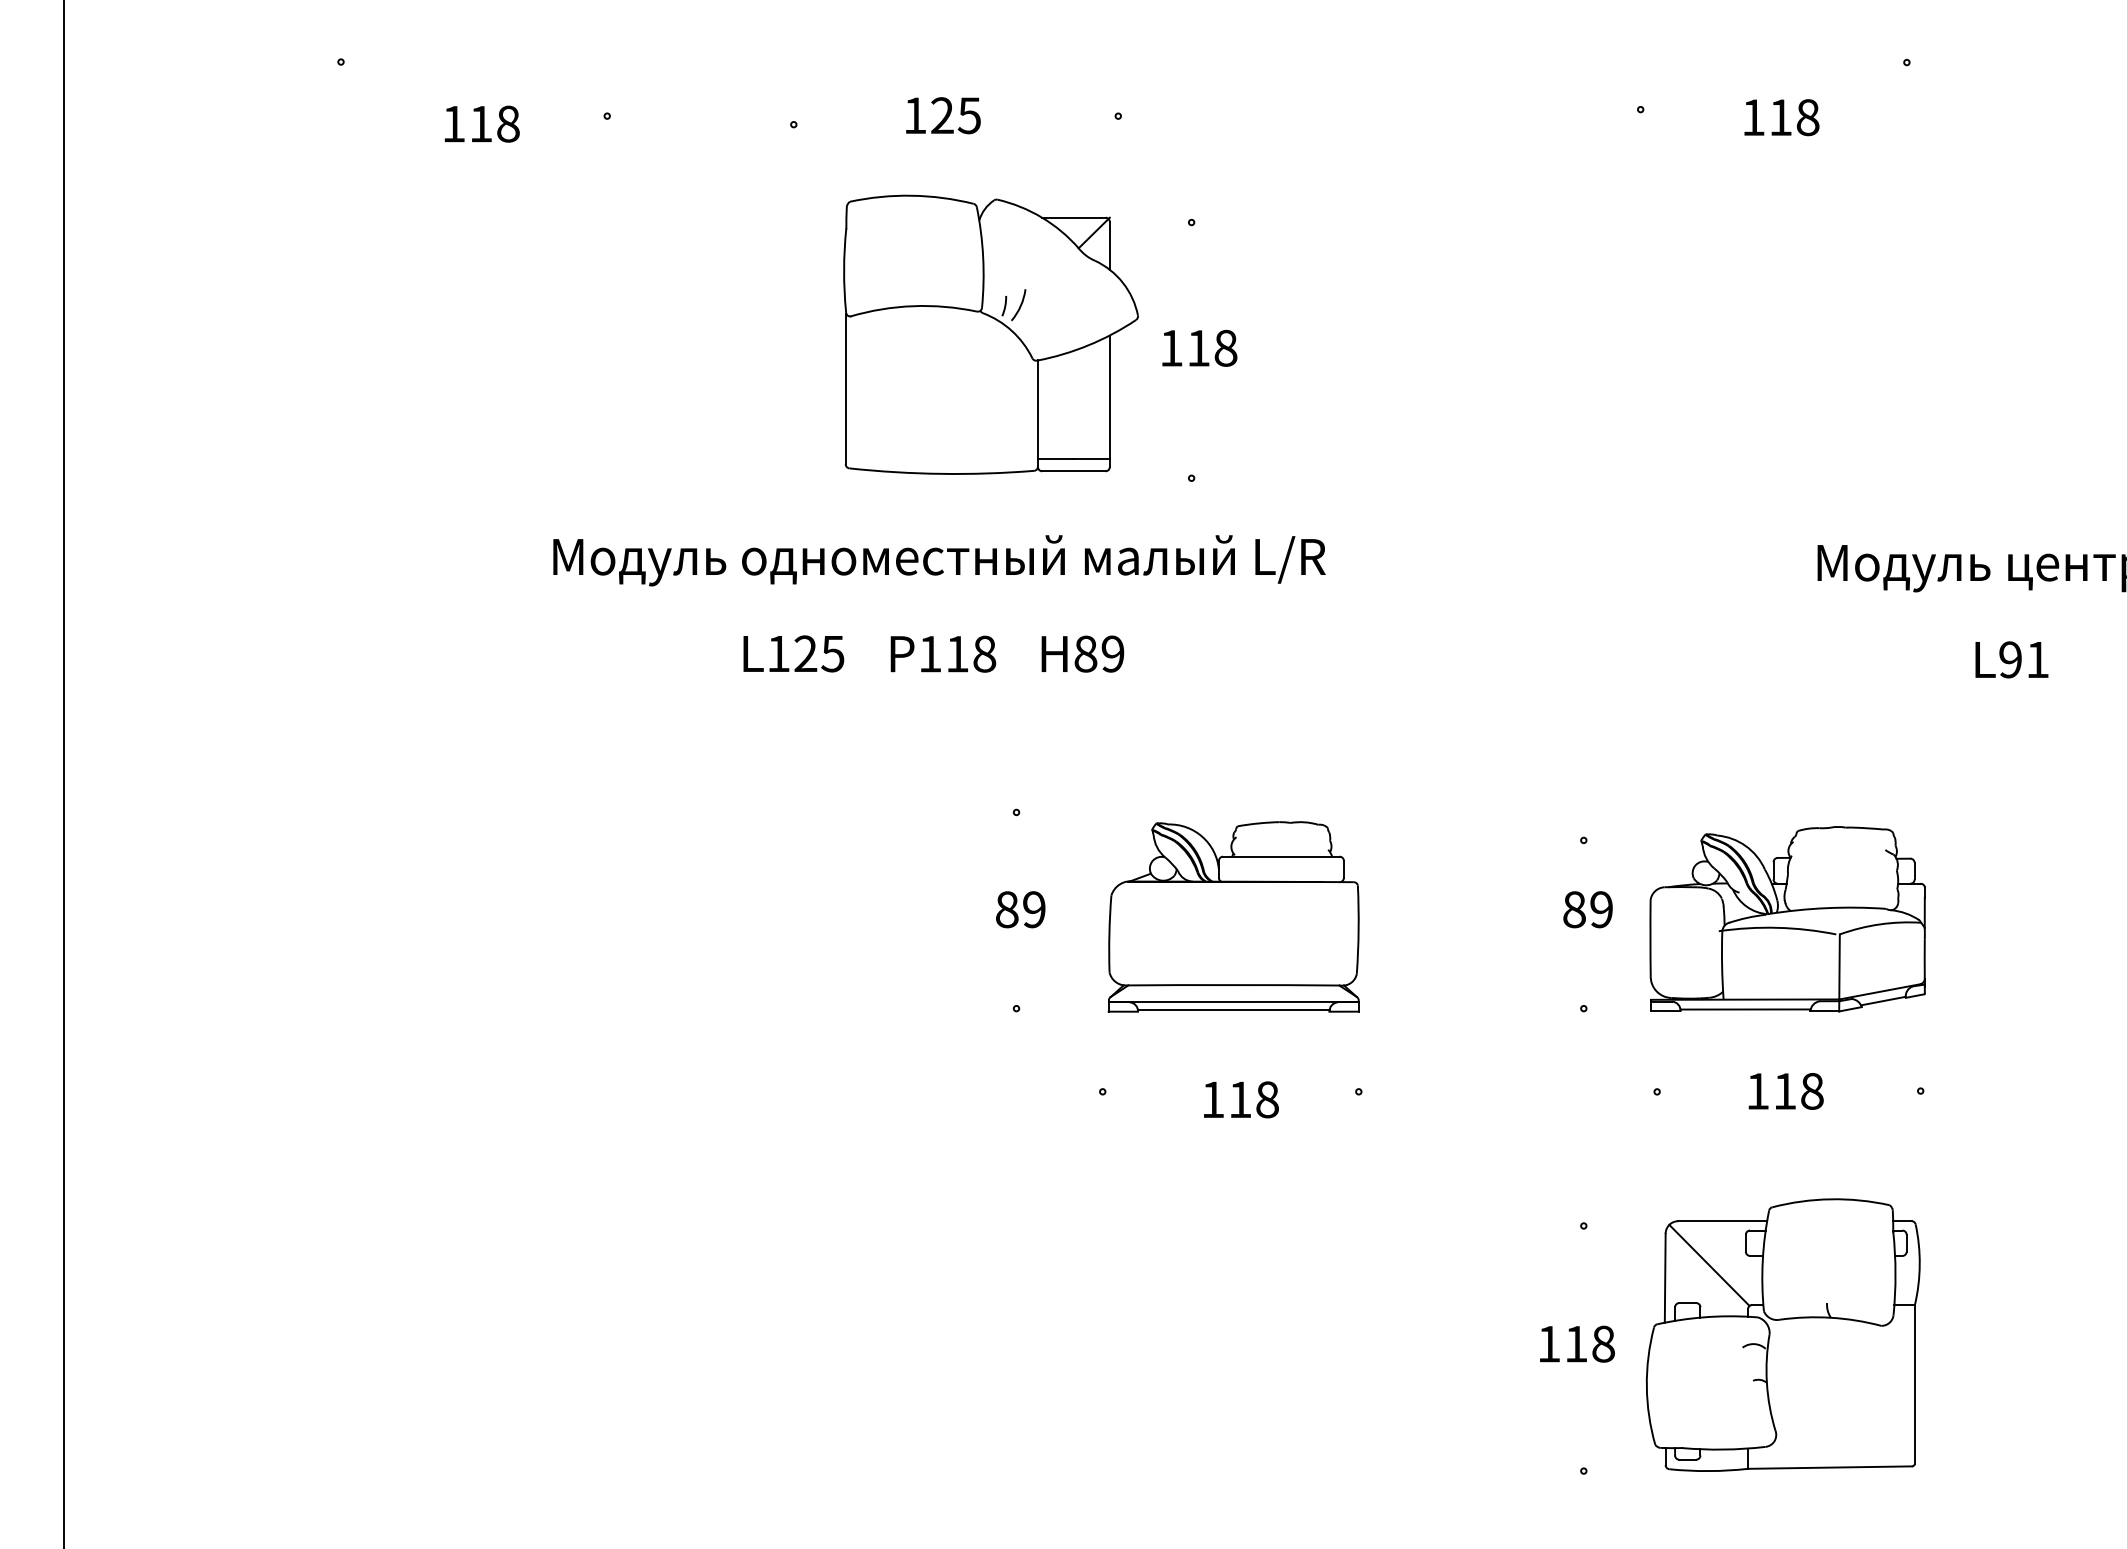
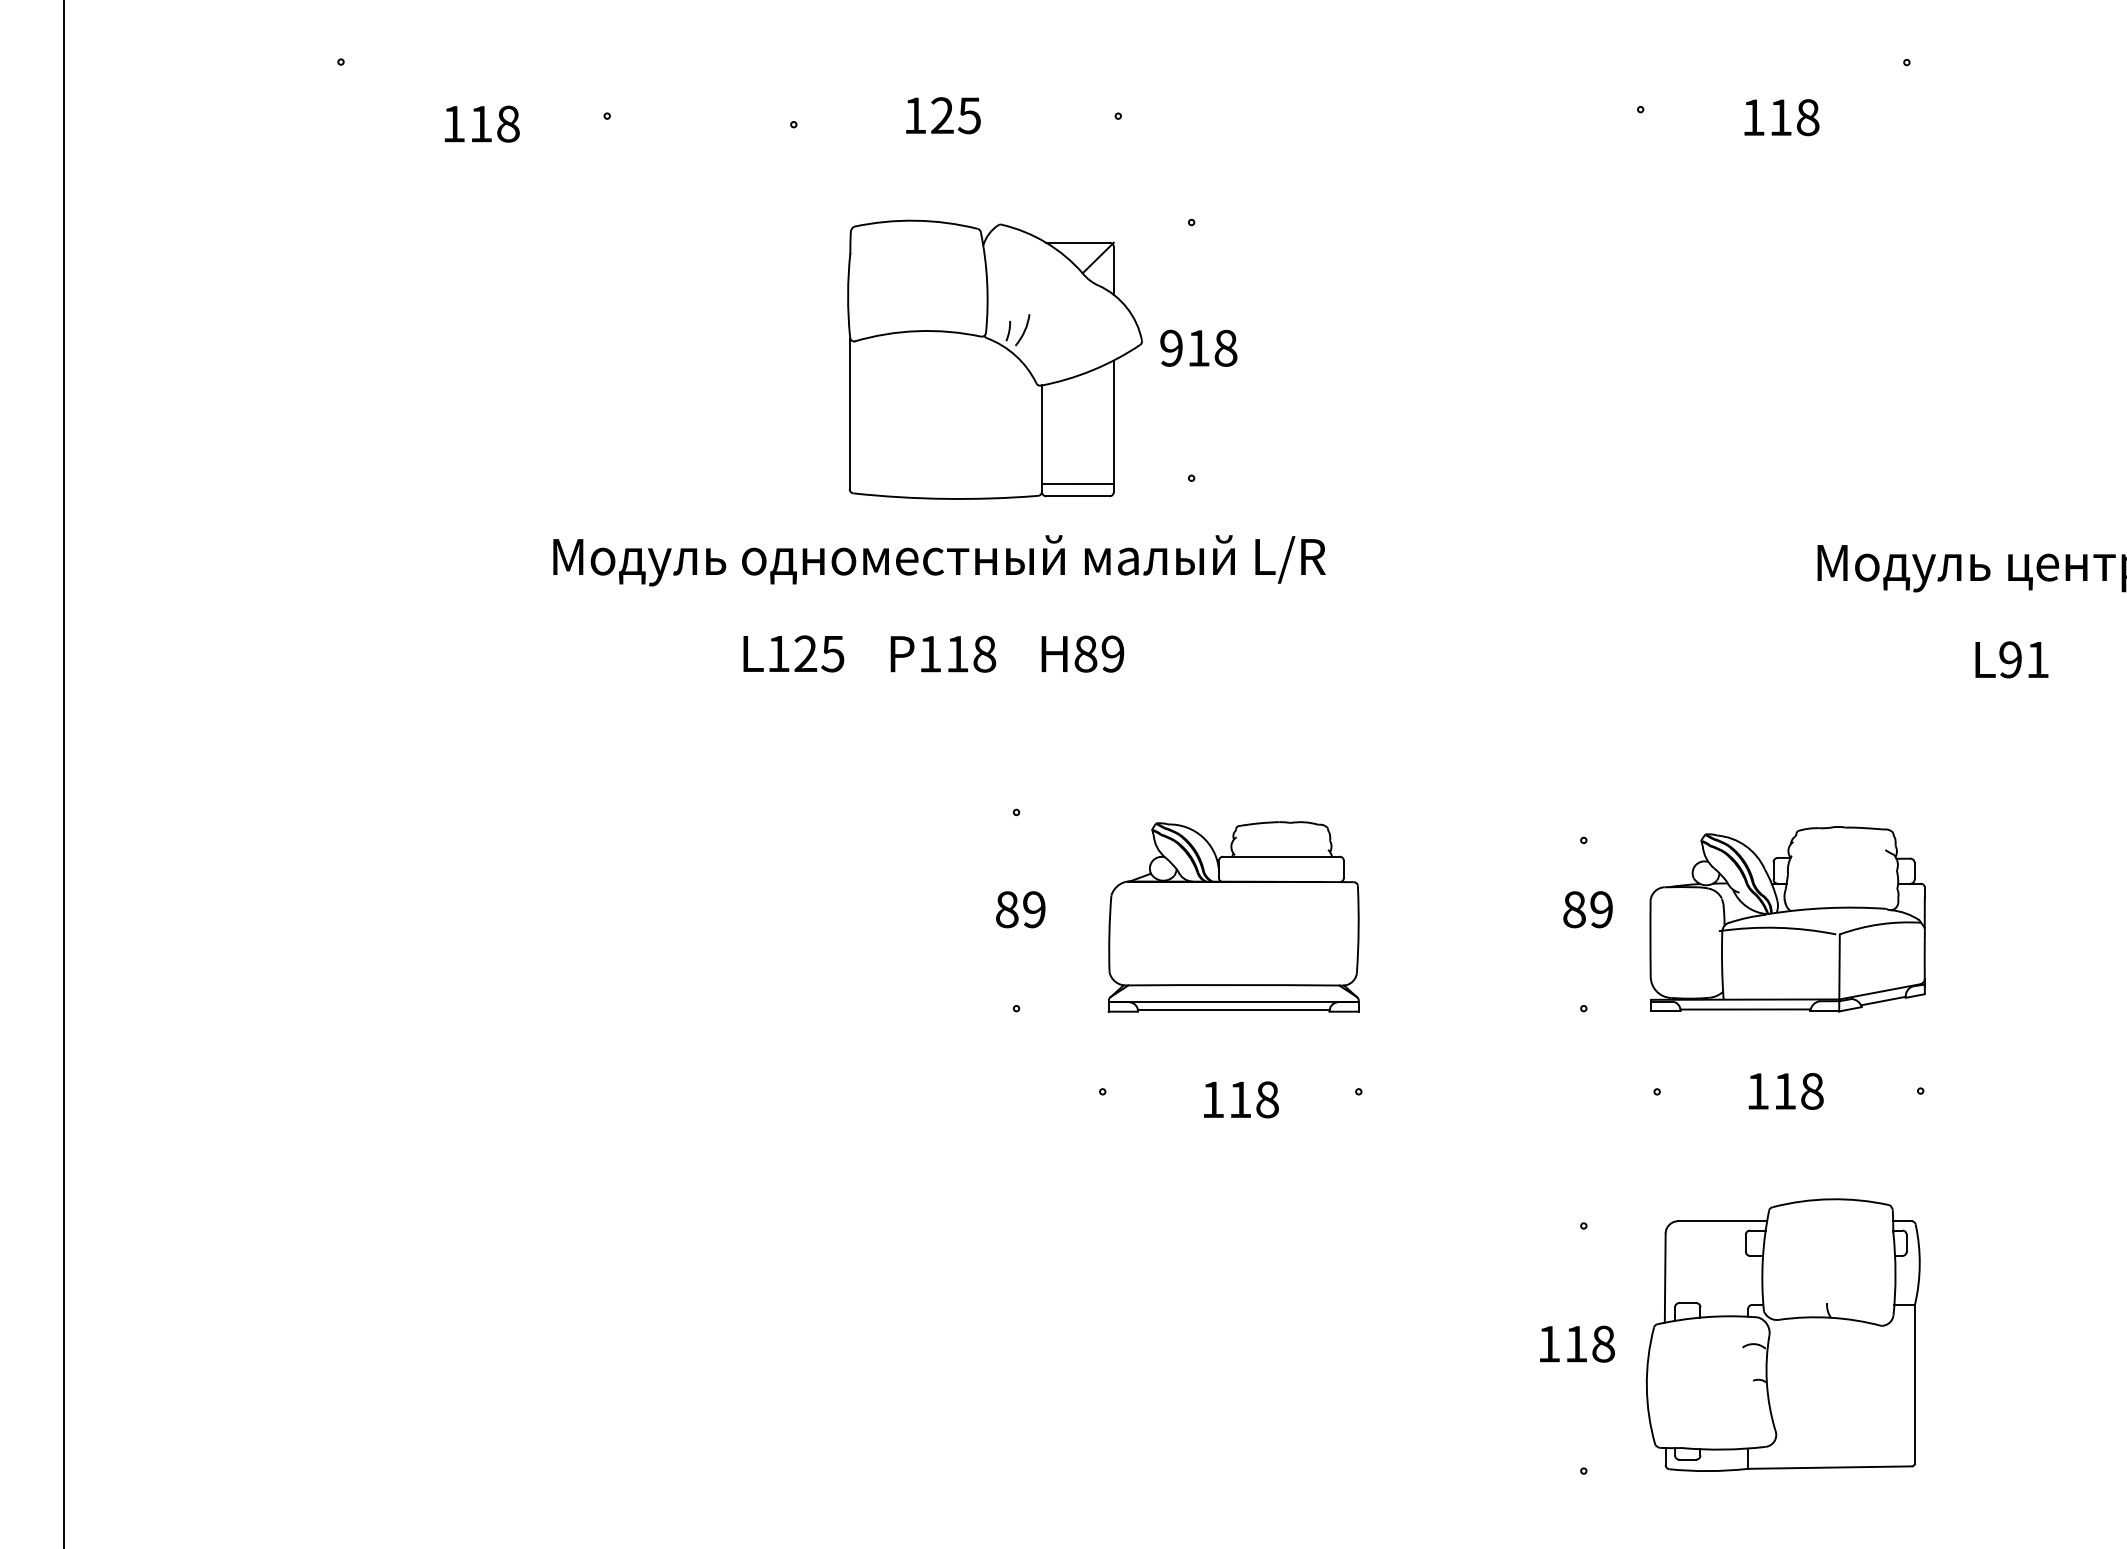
part position: (990, 334) -> (994, 359) (994, 359)
text: 118 -> 918 (1171, 347)
line: present -> none (1709, 1264)
